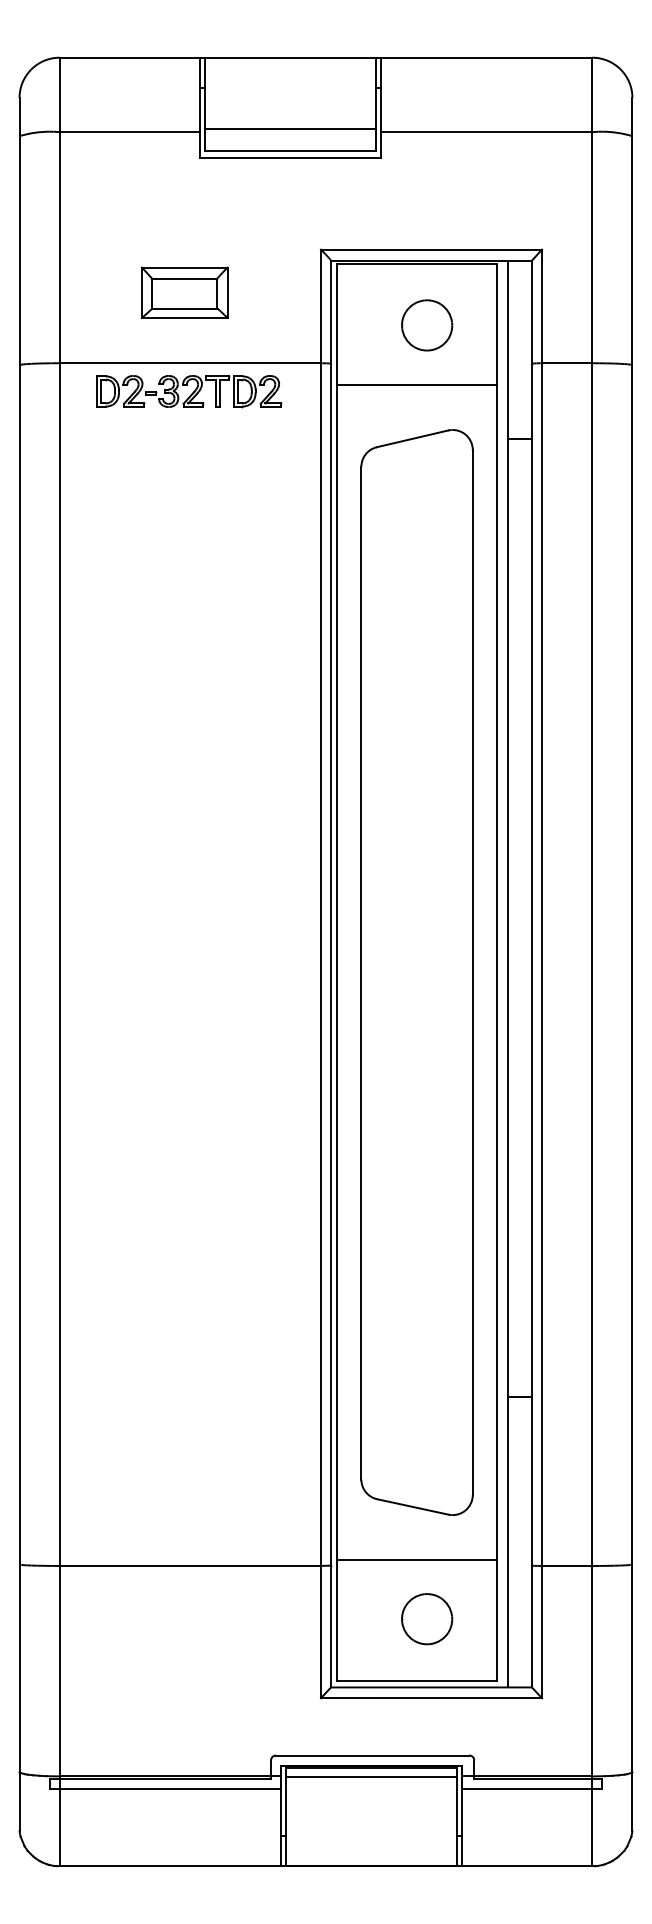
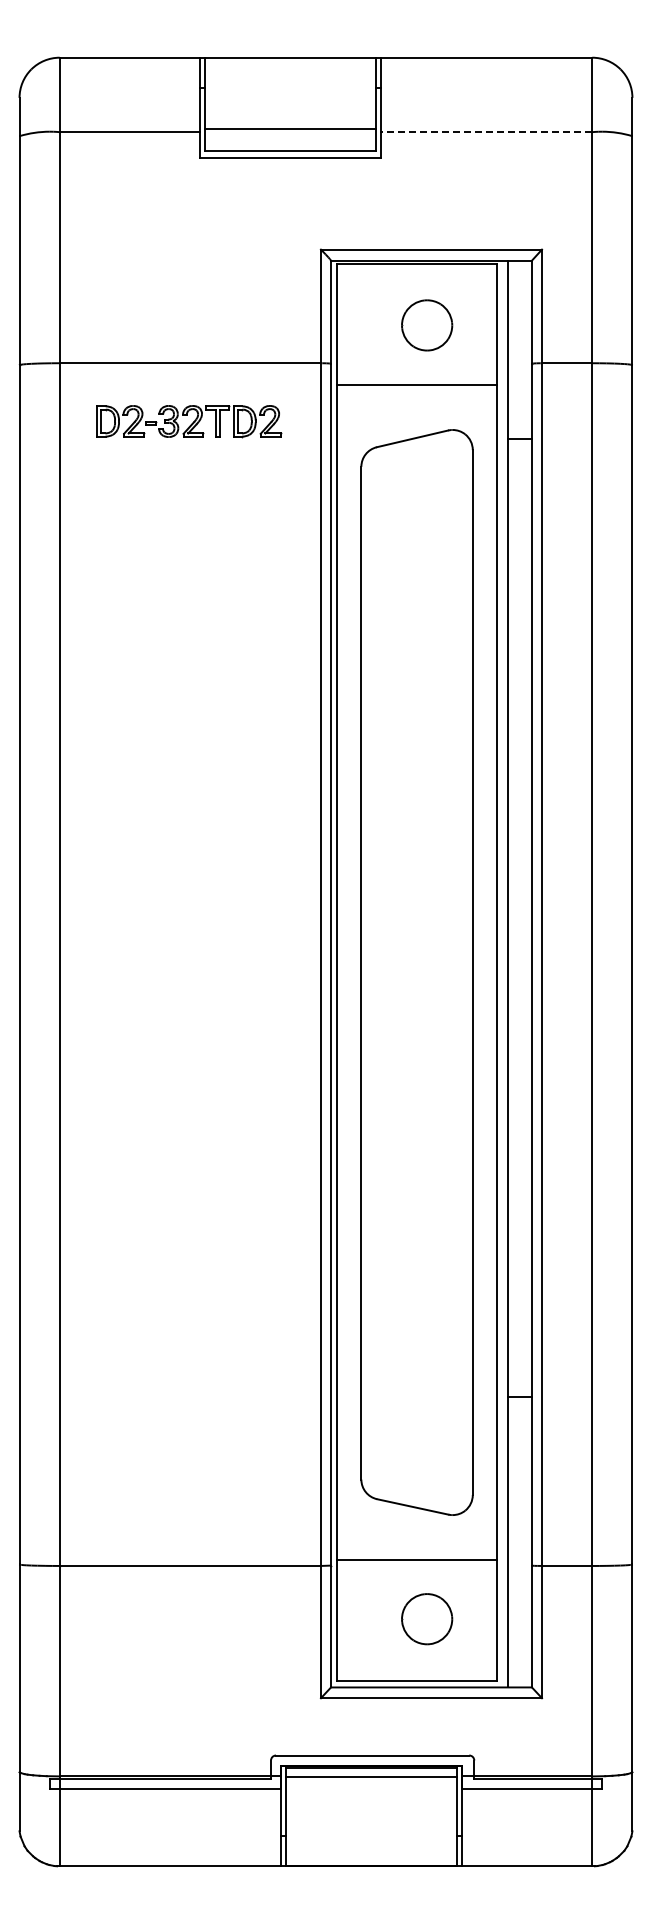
line: solid -> dashed (486, 132)
part: present -> none (184, 292)
part position: (189, 391) -> (189, 421) (189, 421)
